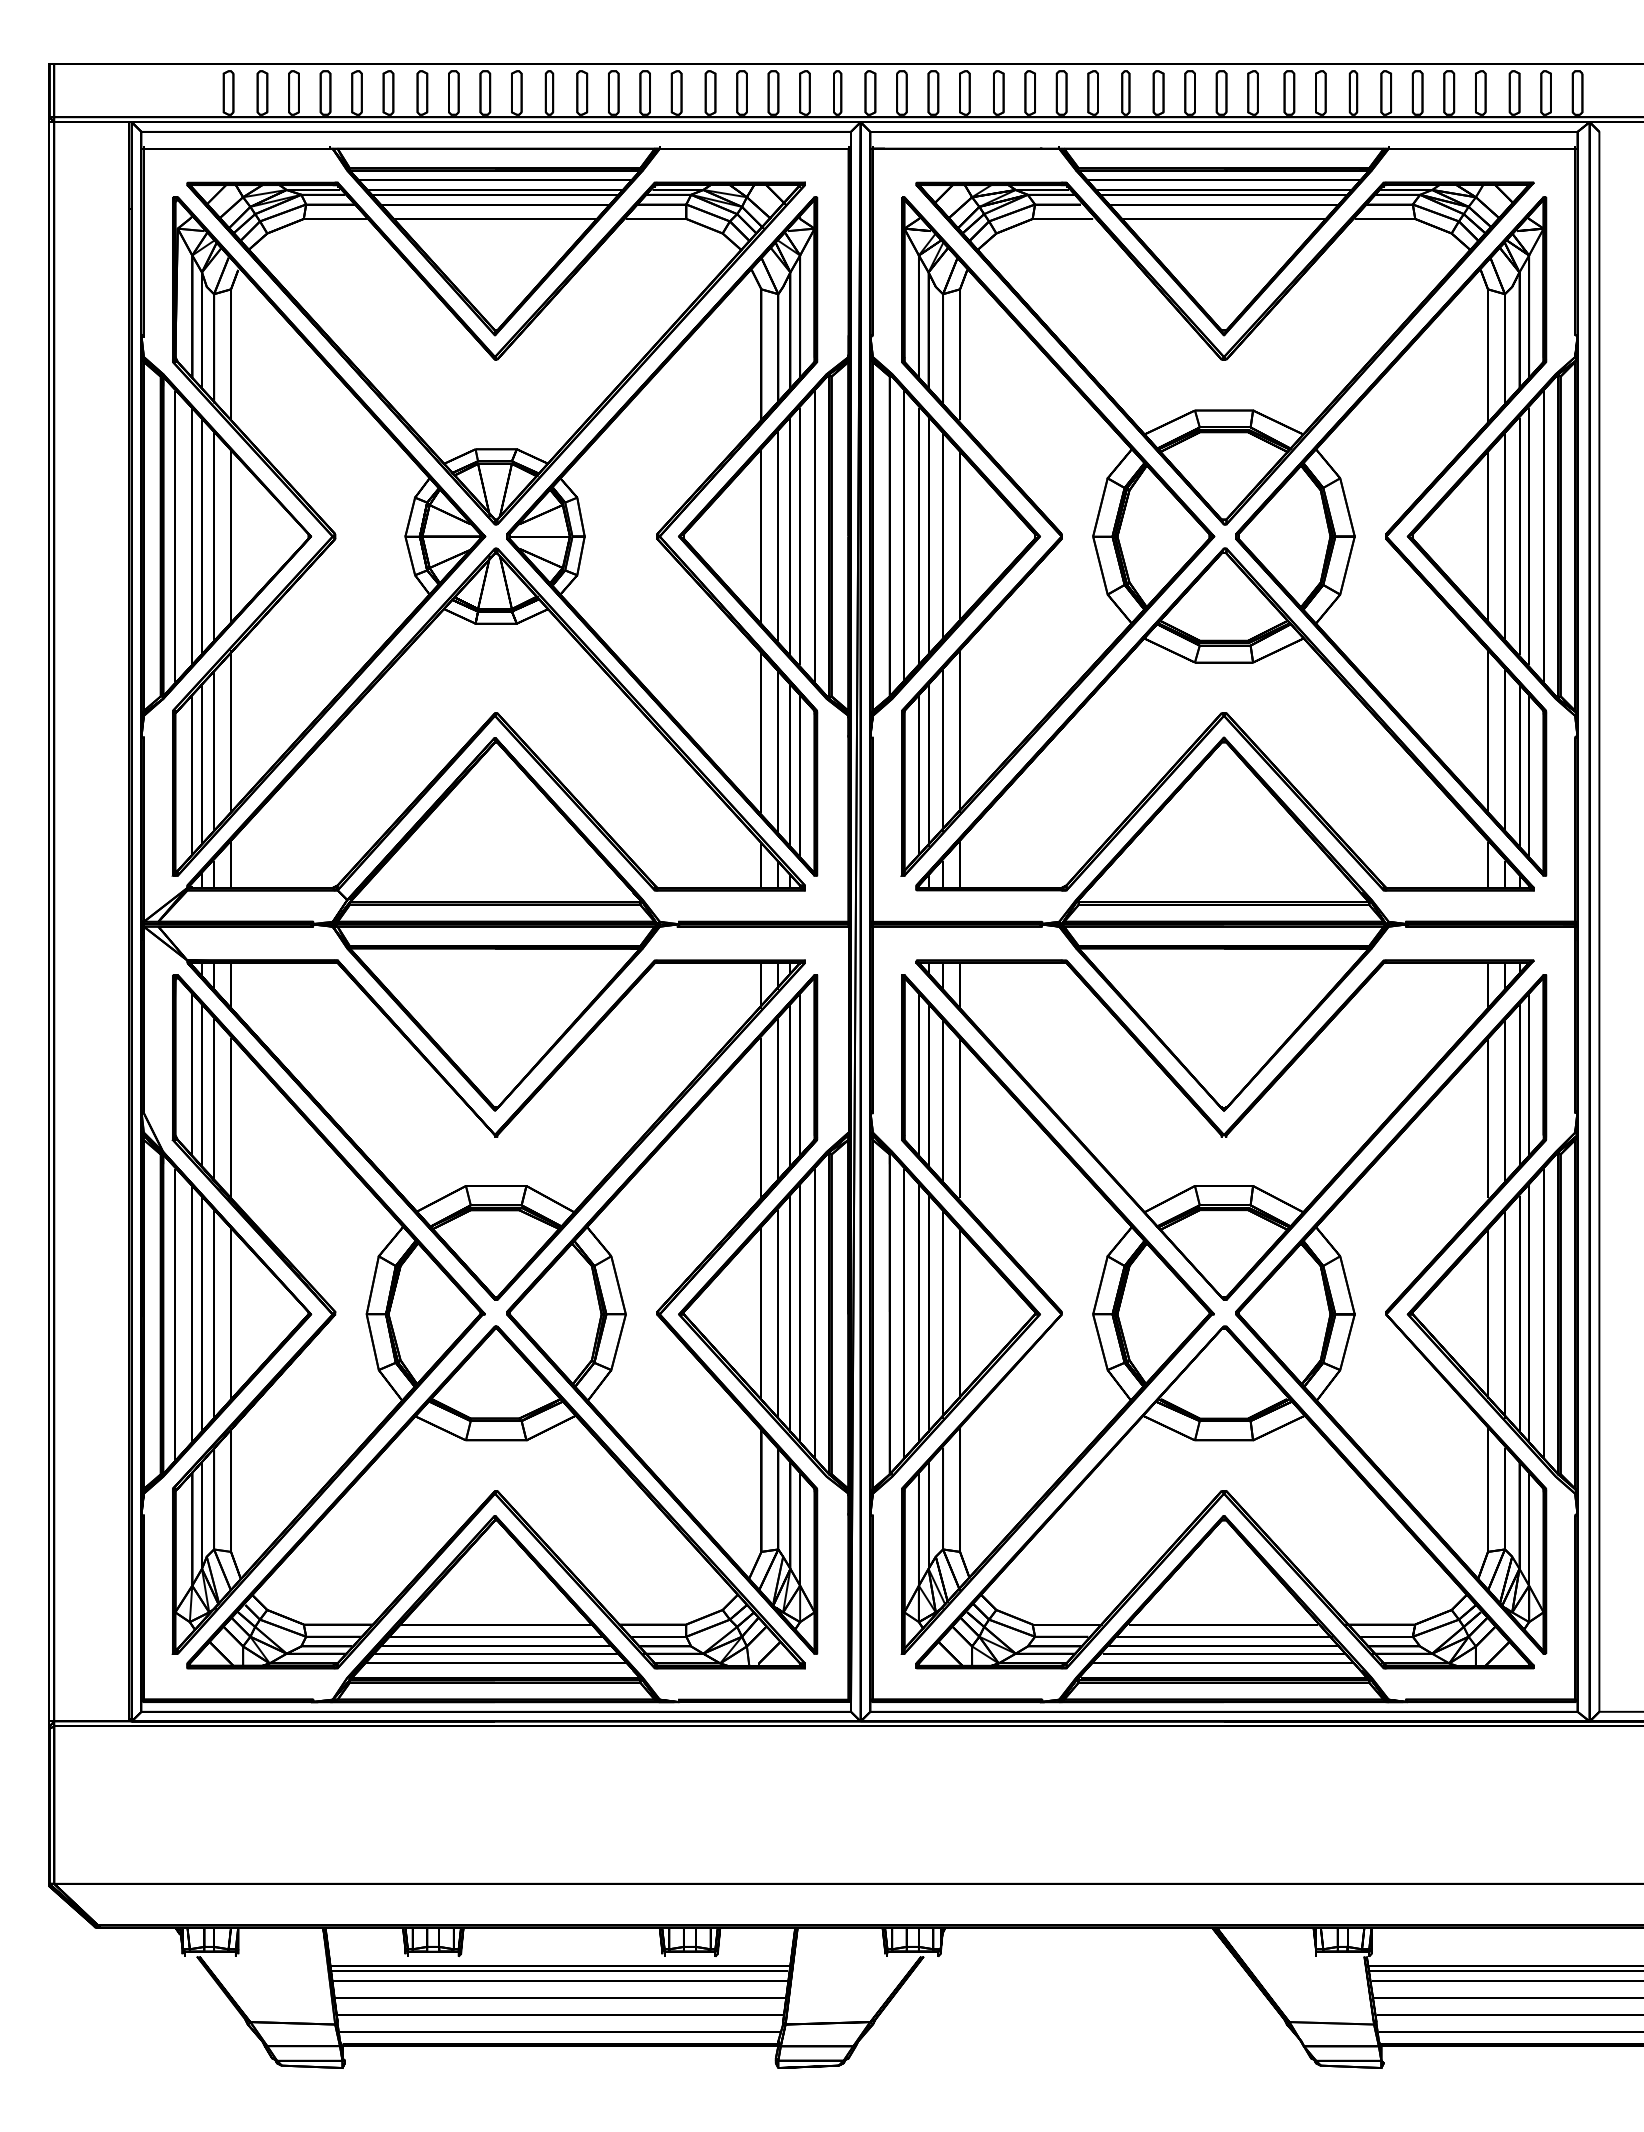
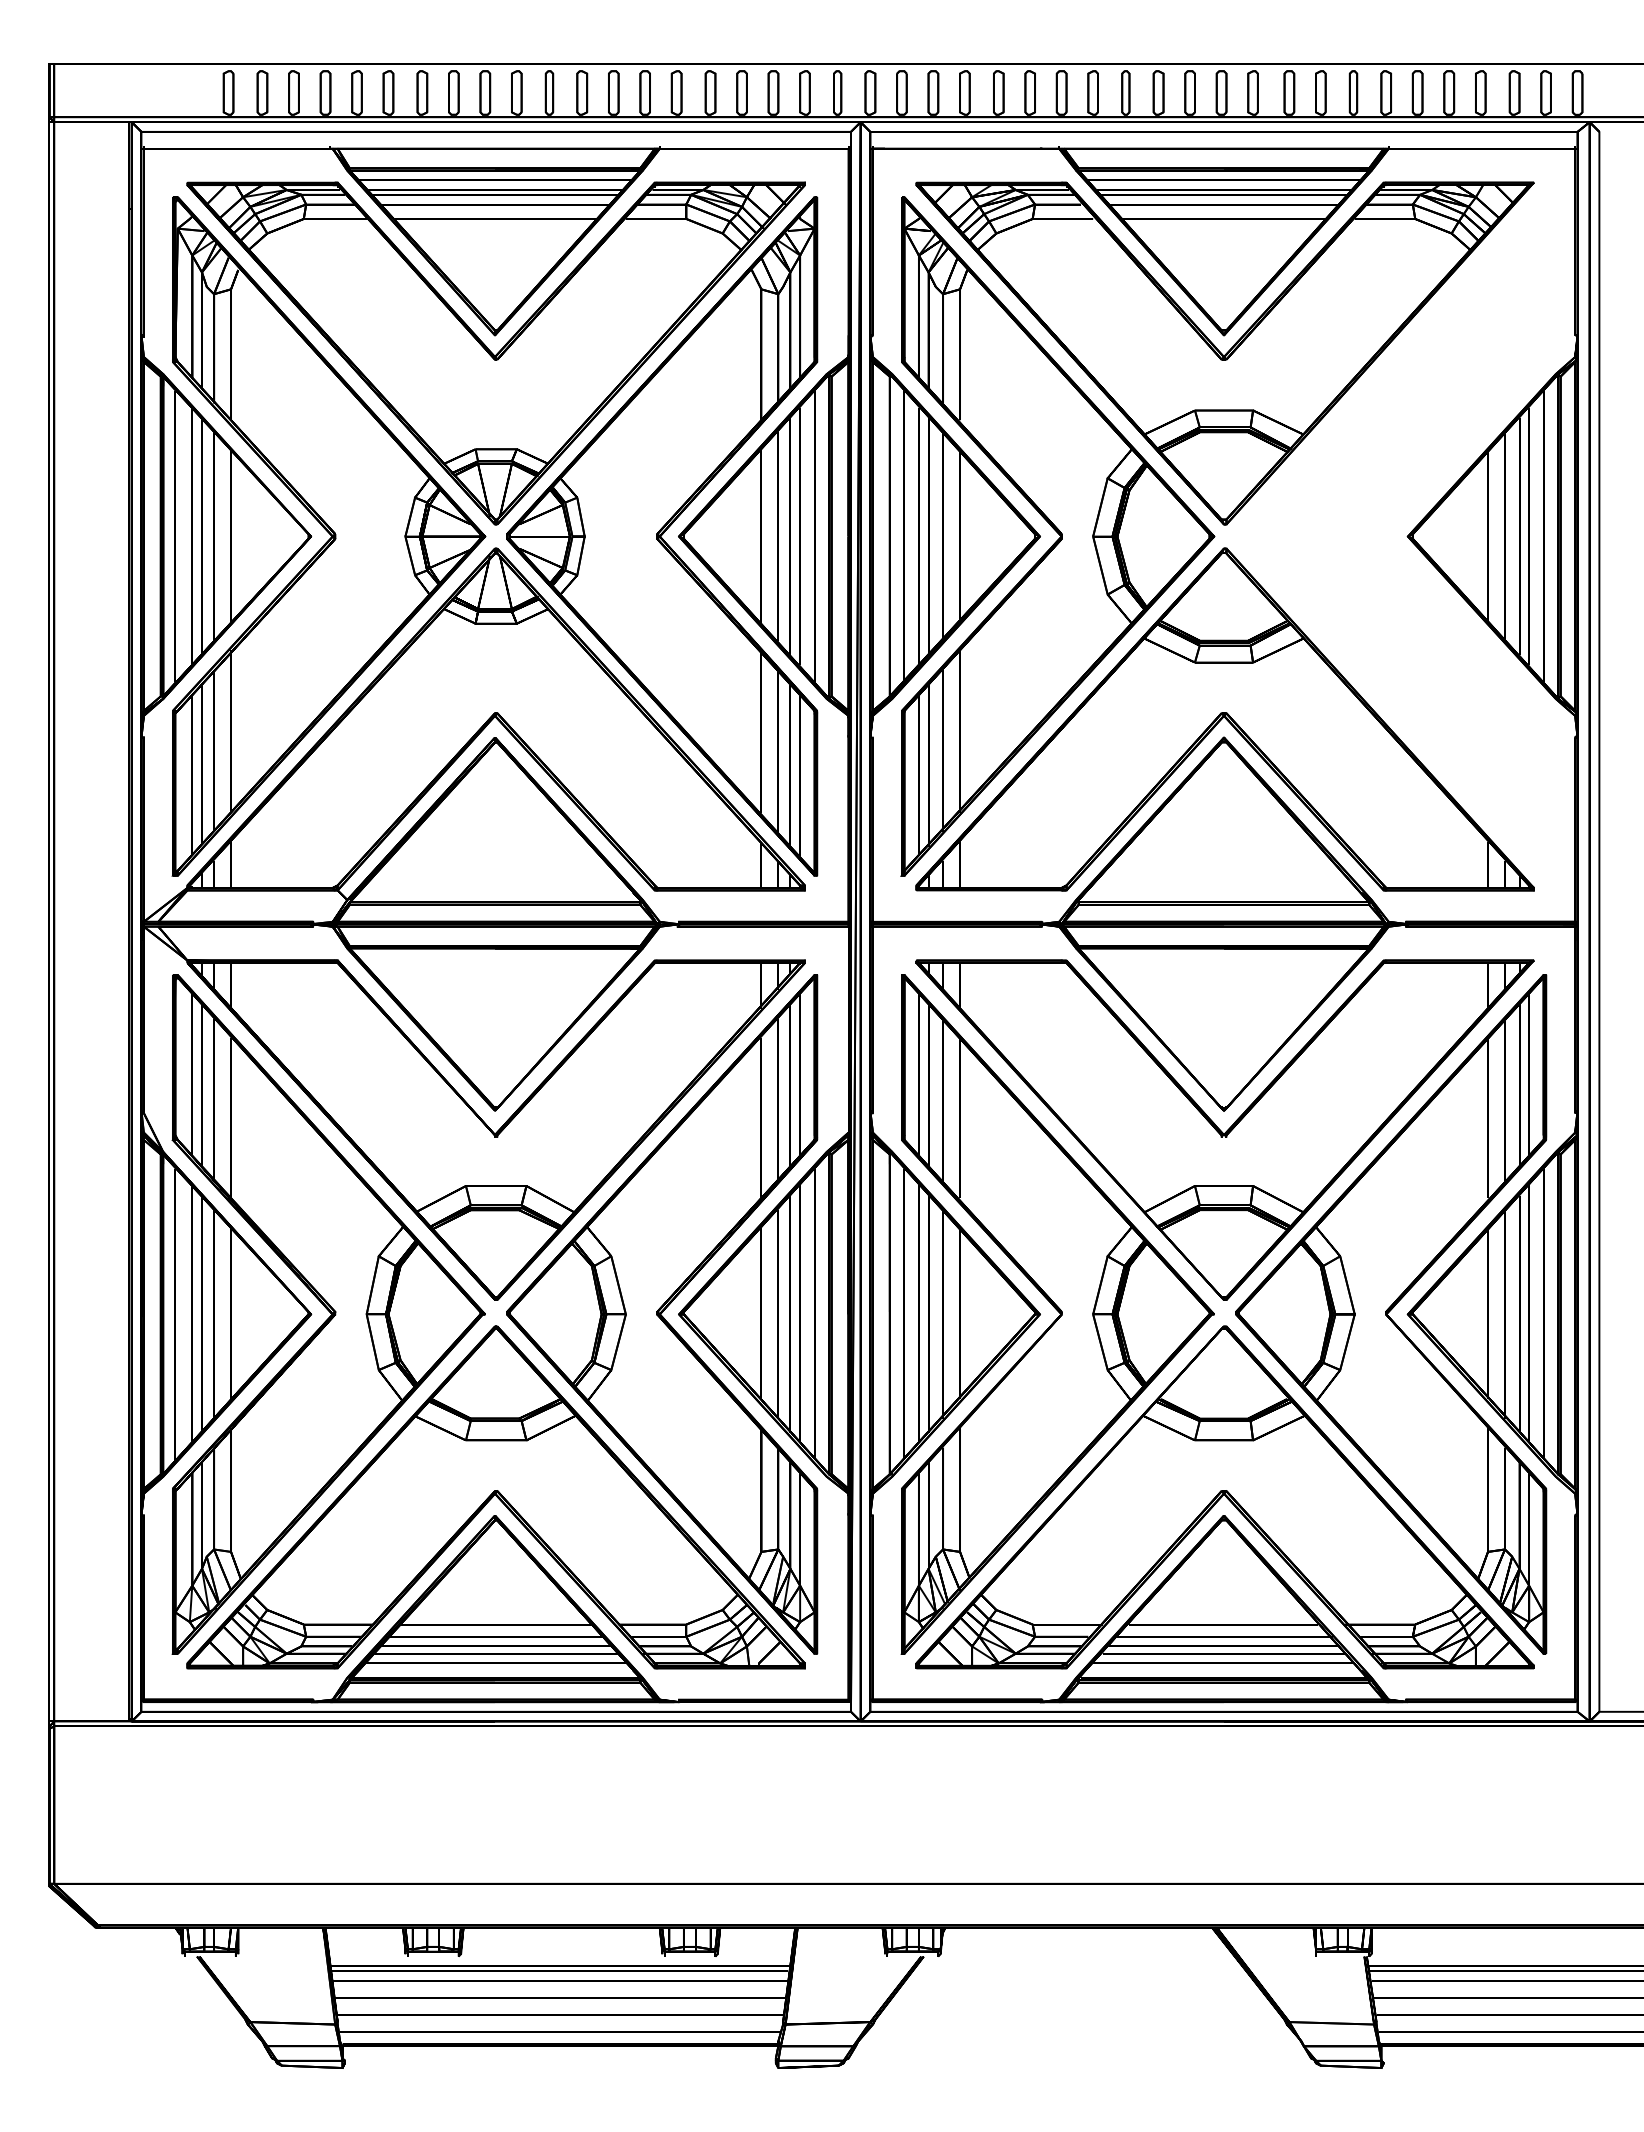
part: present -> none (1391, 536)
